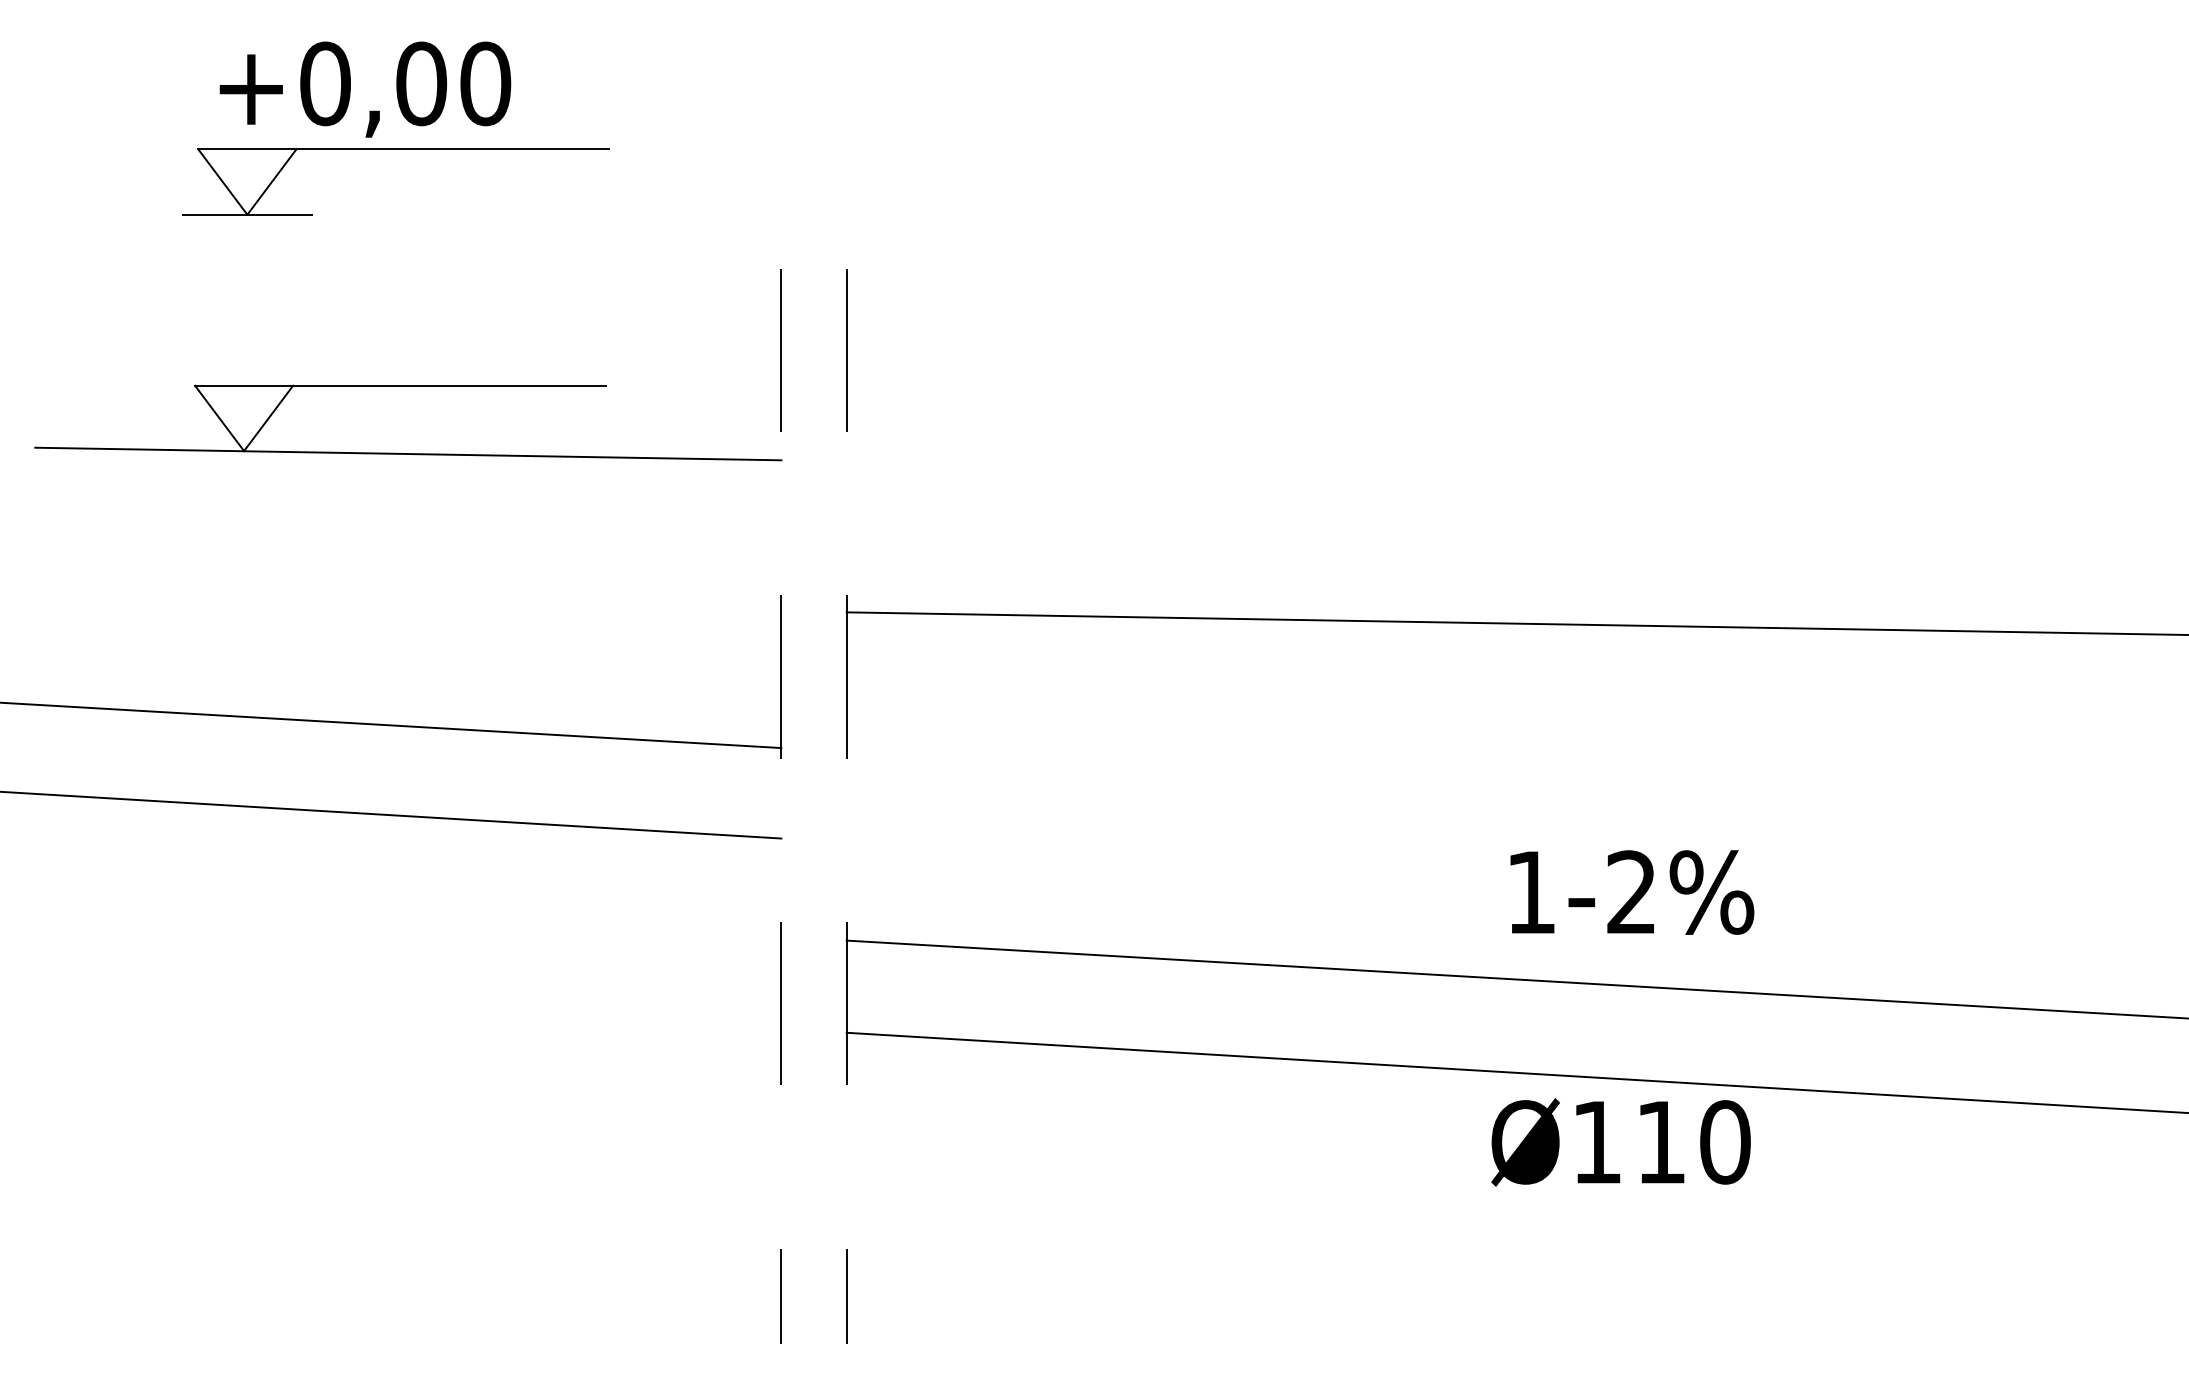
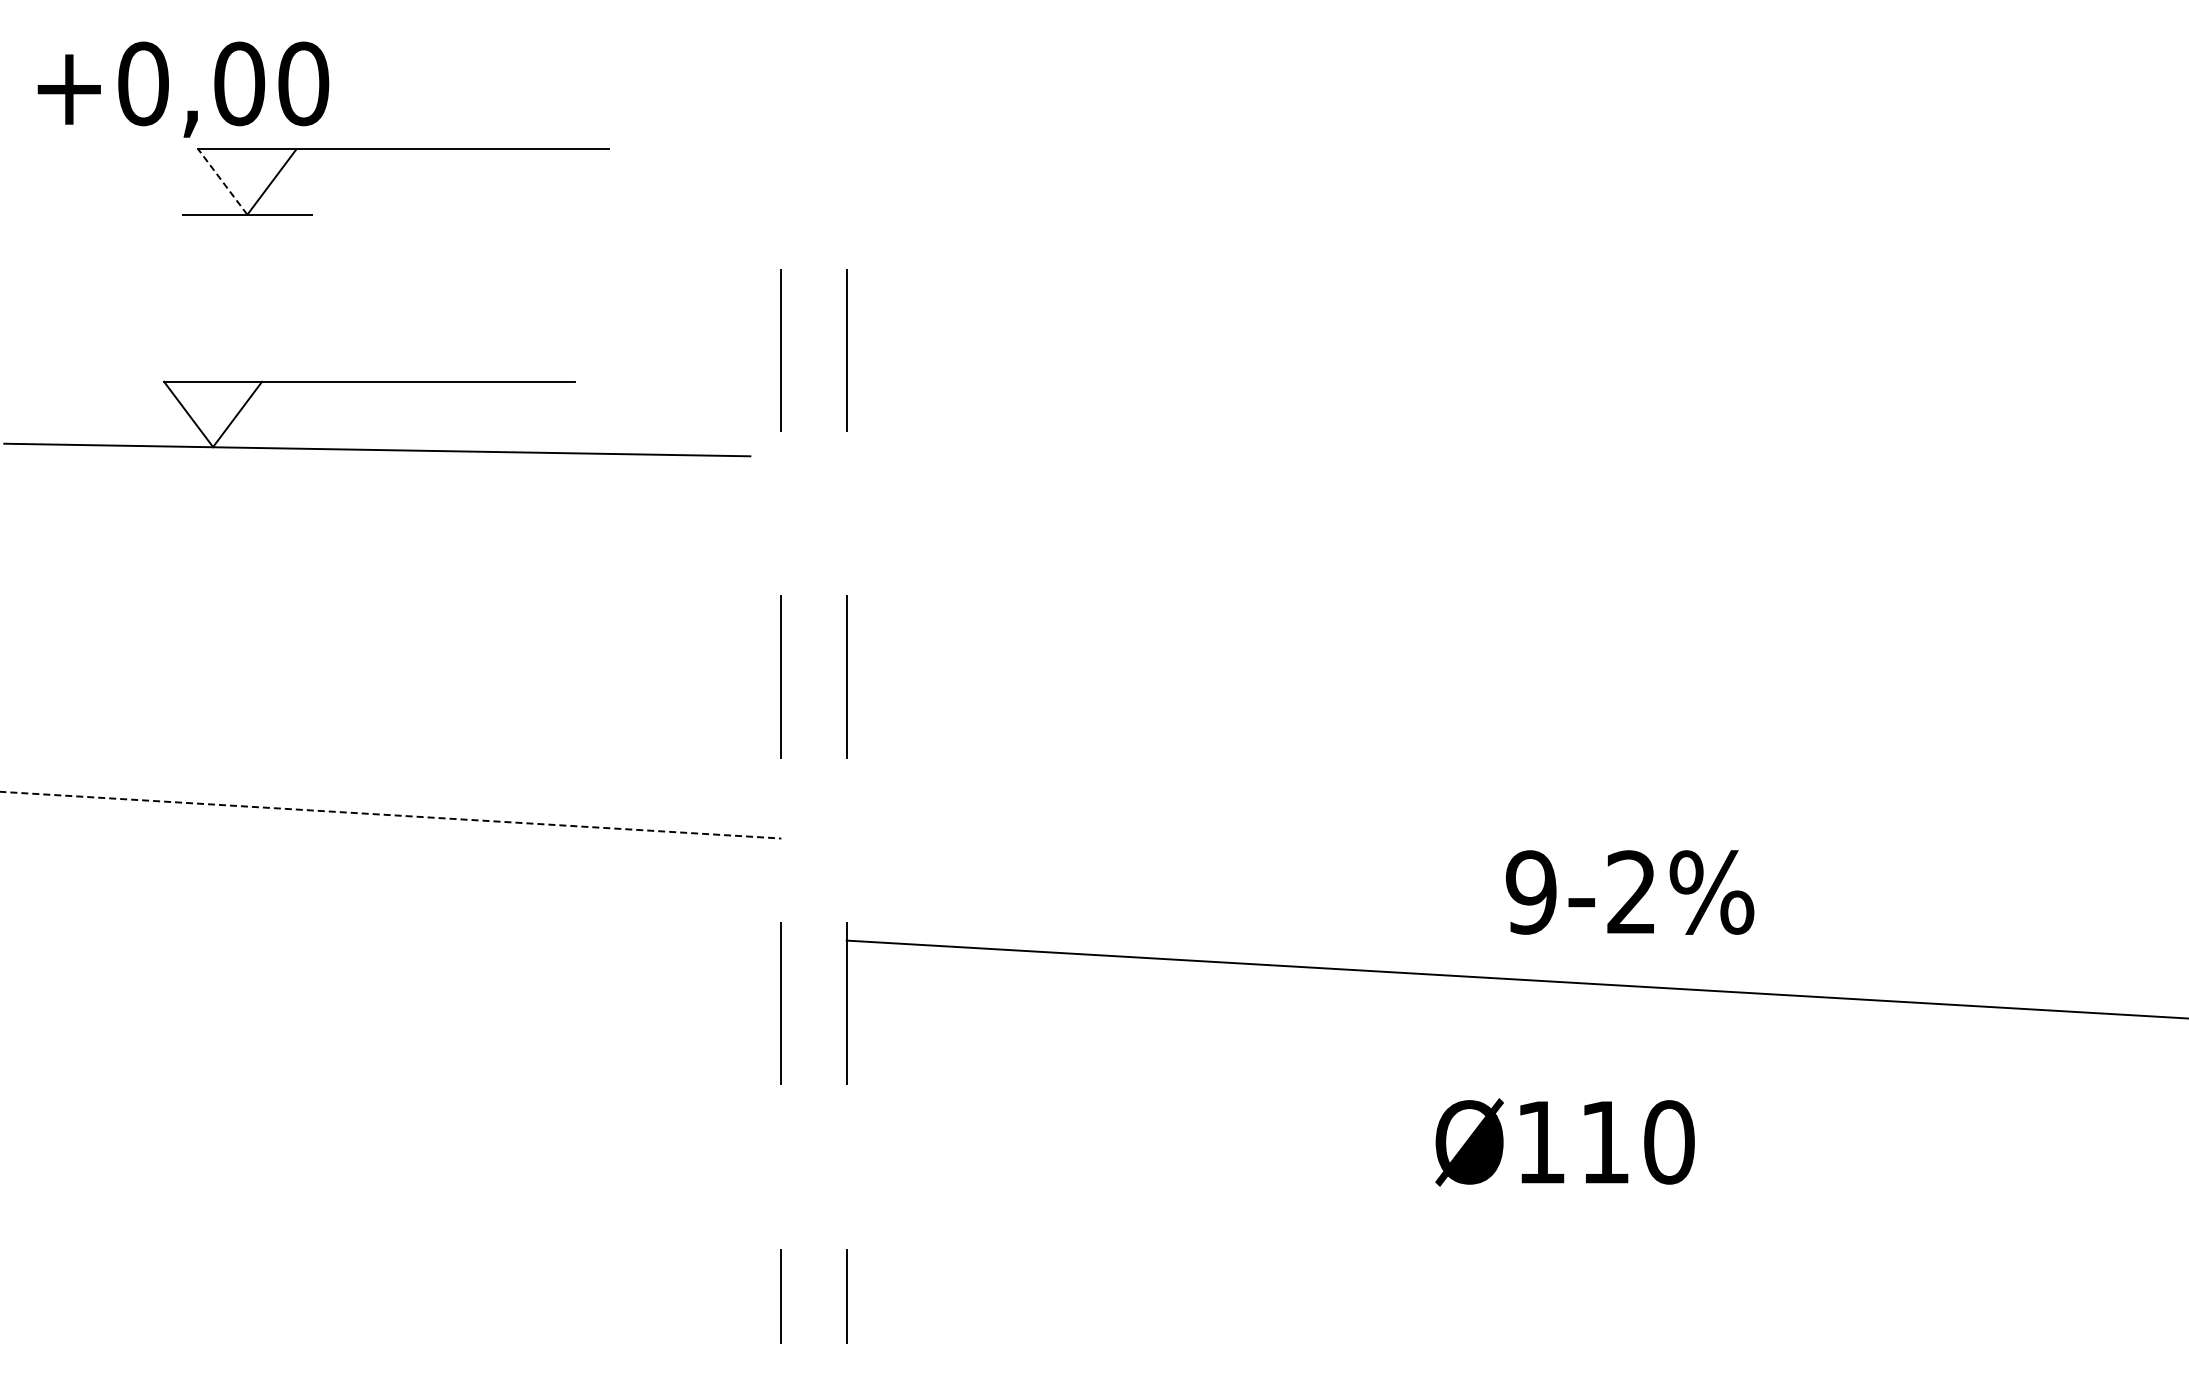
text position: (365, 89) -> (183, 89) (183, 89)
line: solid -> dashed (222, 182)
part position: (408, 453) -> (377, 449) (377, 449)
line: present -> none (1515, 623)
line: present -> none (391, 725)
line: solid -> dashed (391, 815)
text: 1-2% -> 9-2% (1531, 892)
line: present -> none (1515, 1072)
text position: (1620, 1142) -> (1564, 1142) (1564, 1142)
